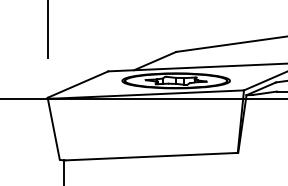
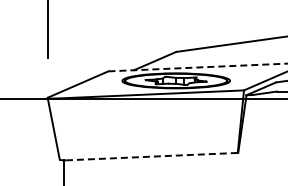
line: solid -> dashed (198, 67)
line: solid -> dashed (152, 156)
